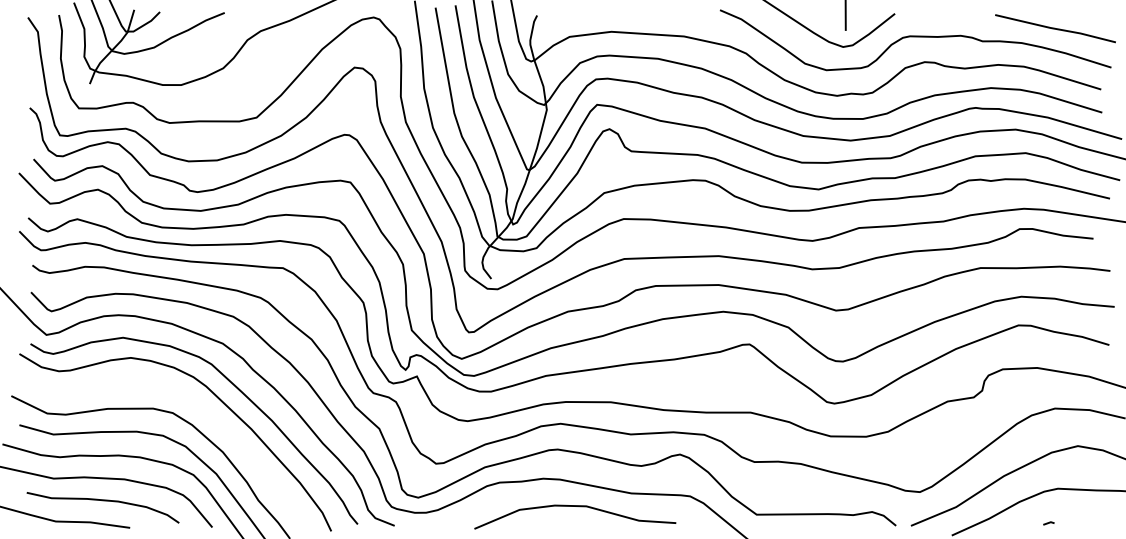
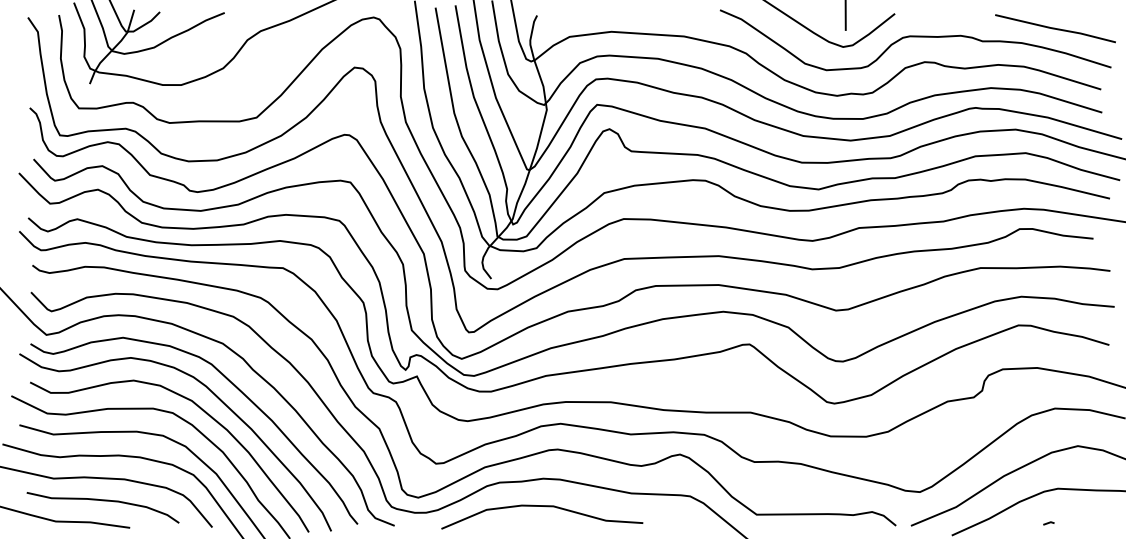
curve: none -> present (207, 415)
curve position: (579, 507) -> (546, 507) (546, 507)
